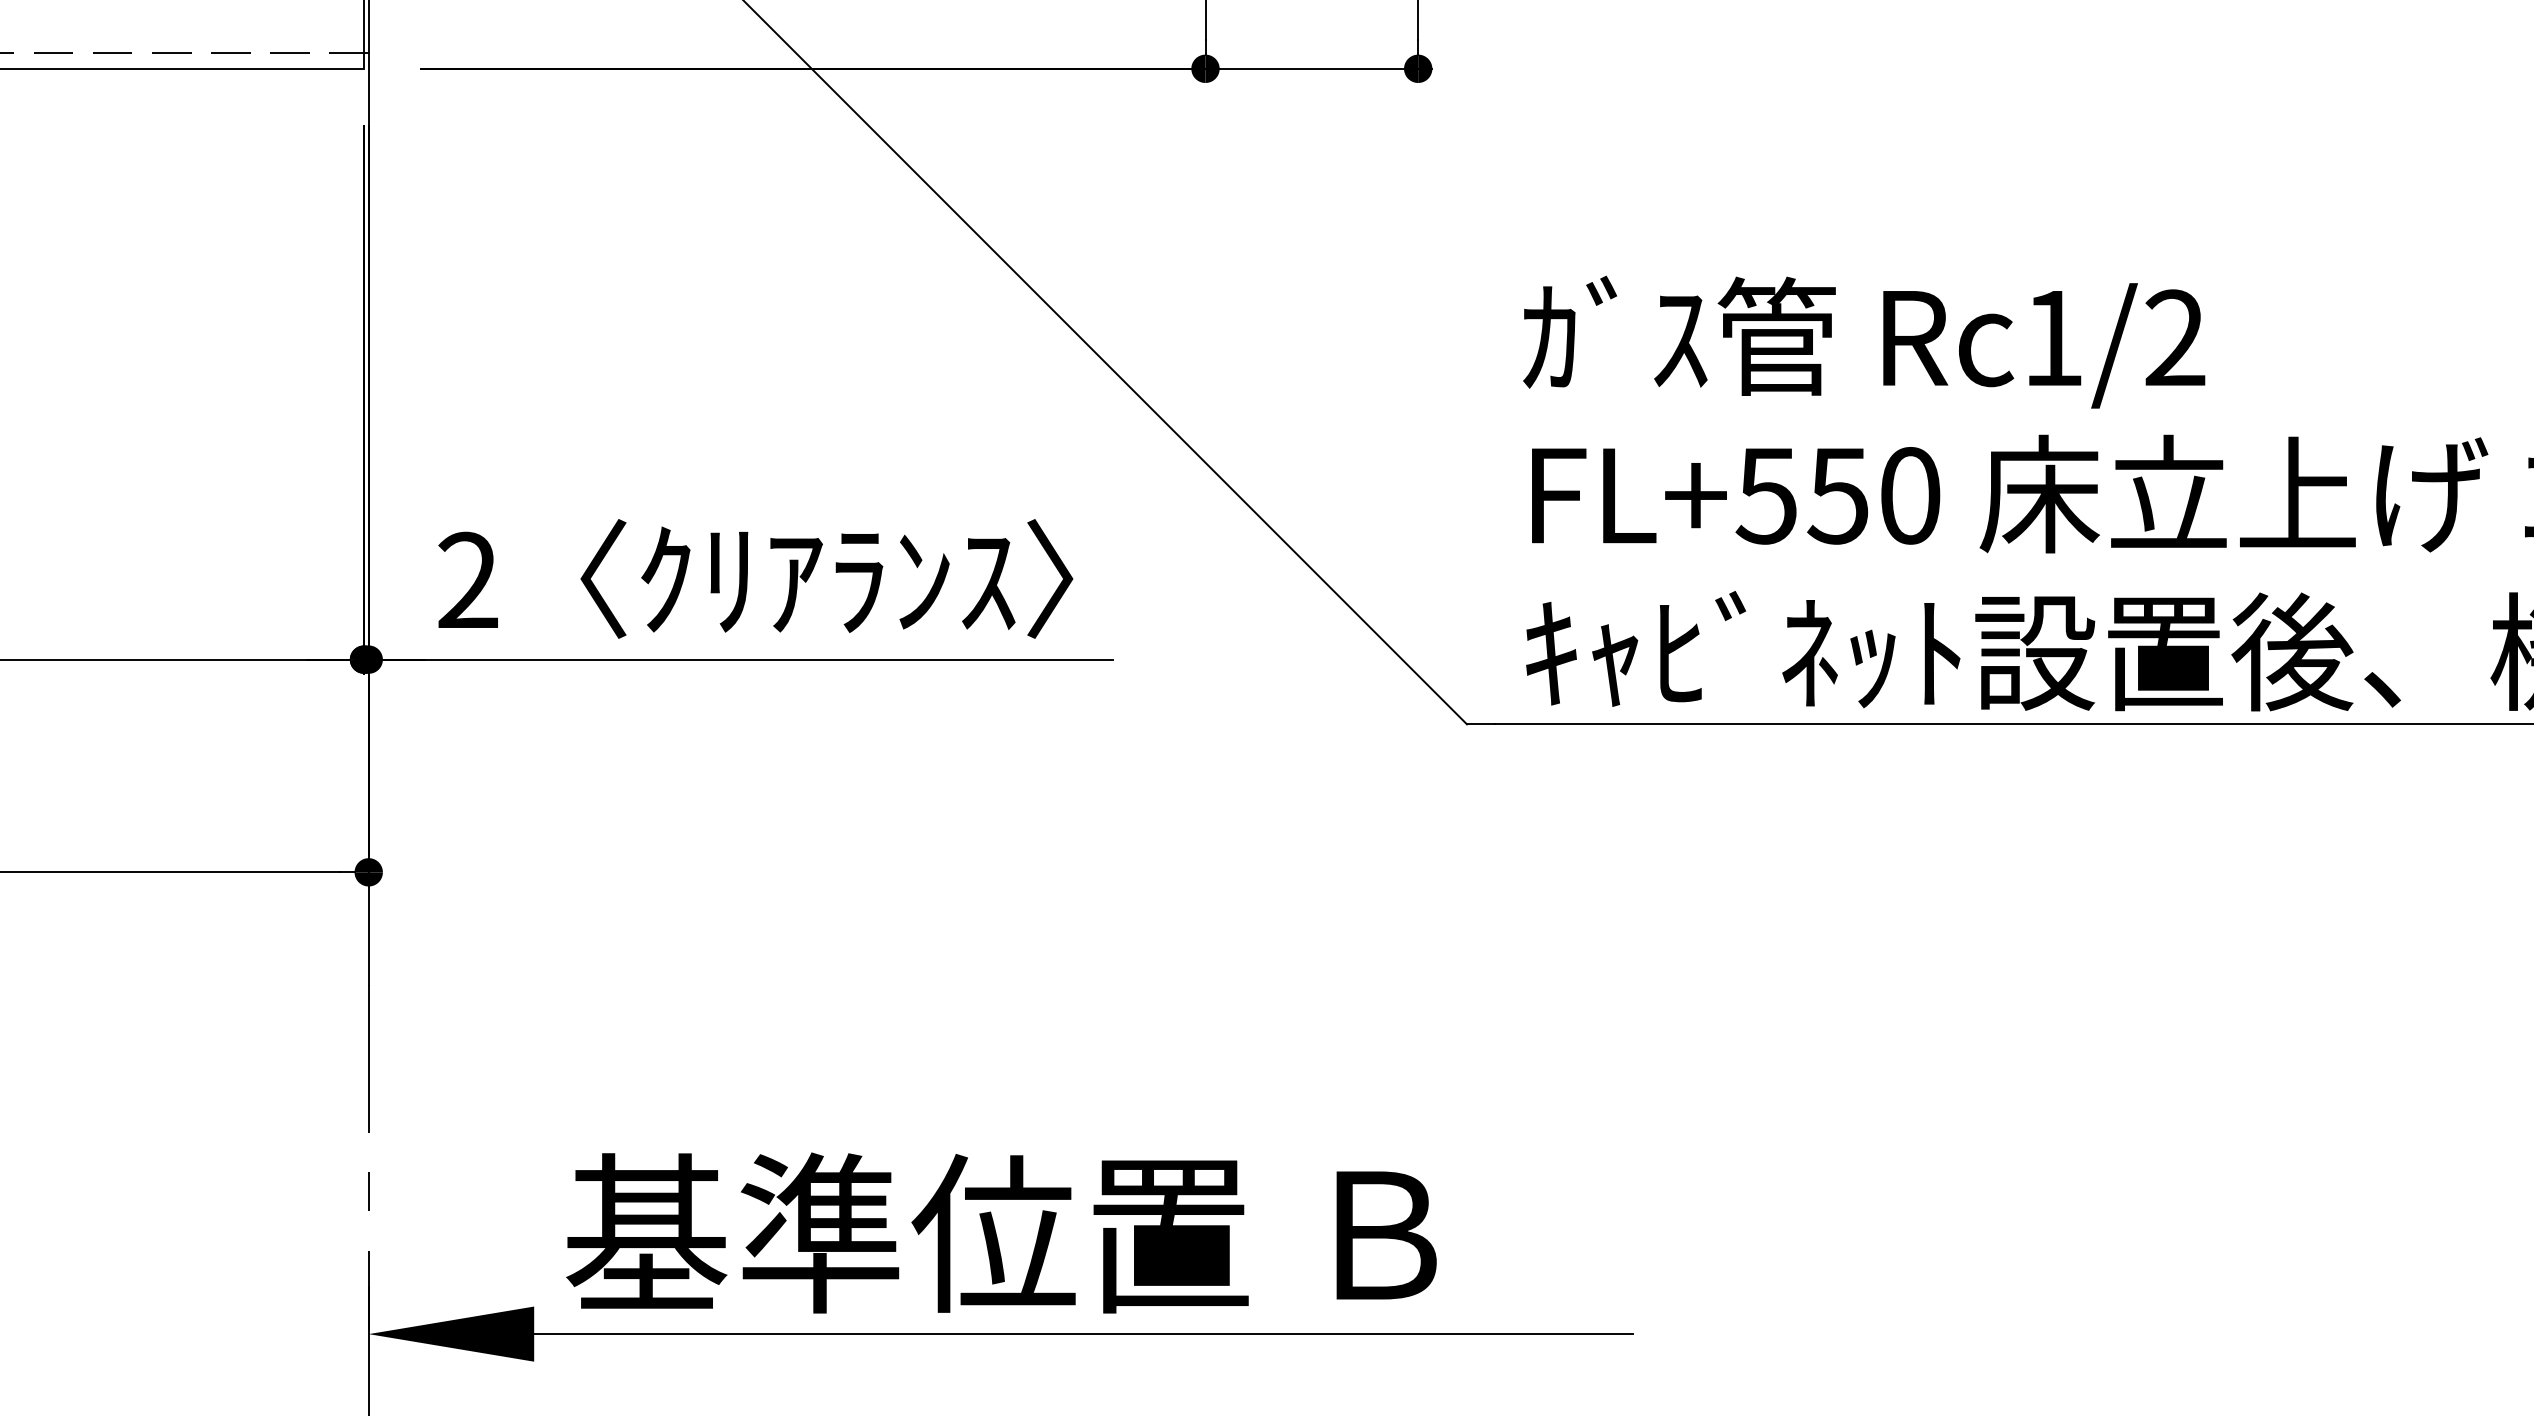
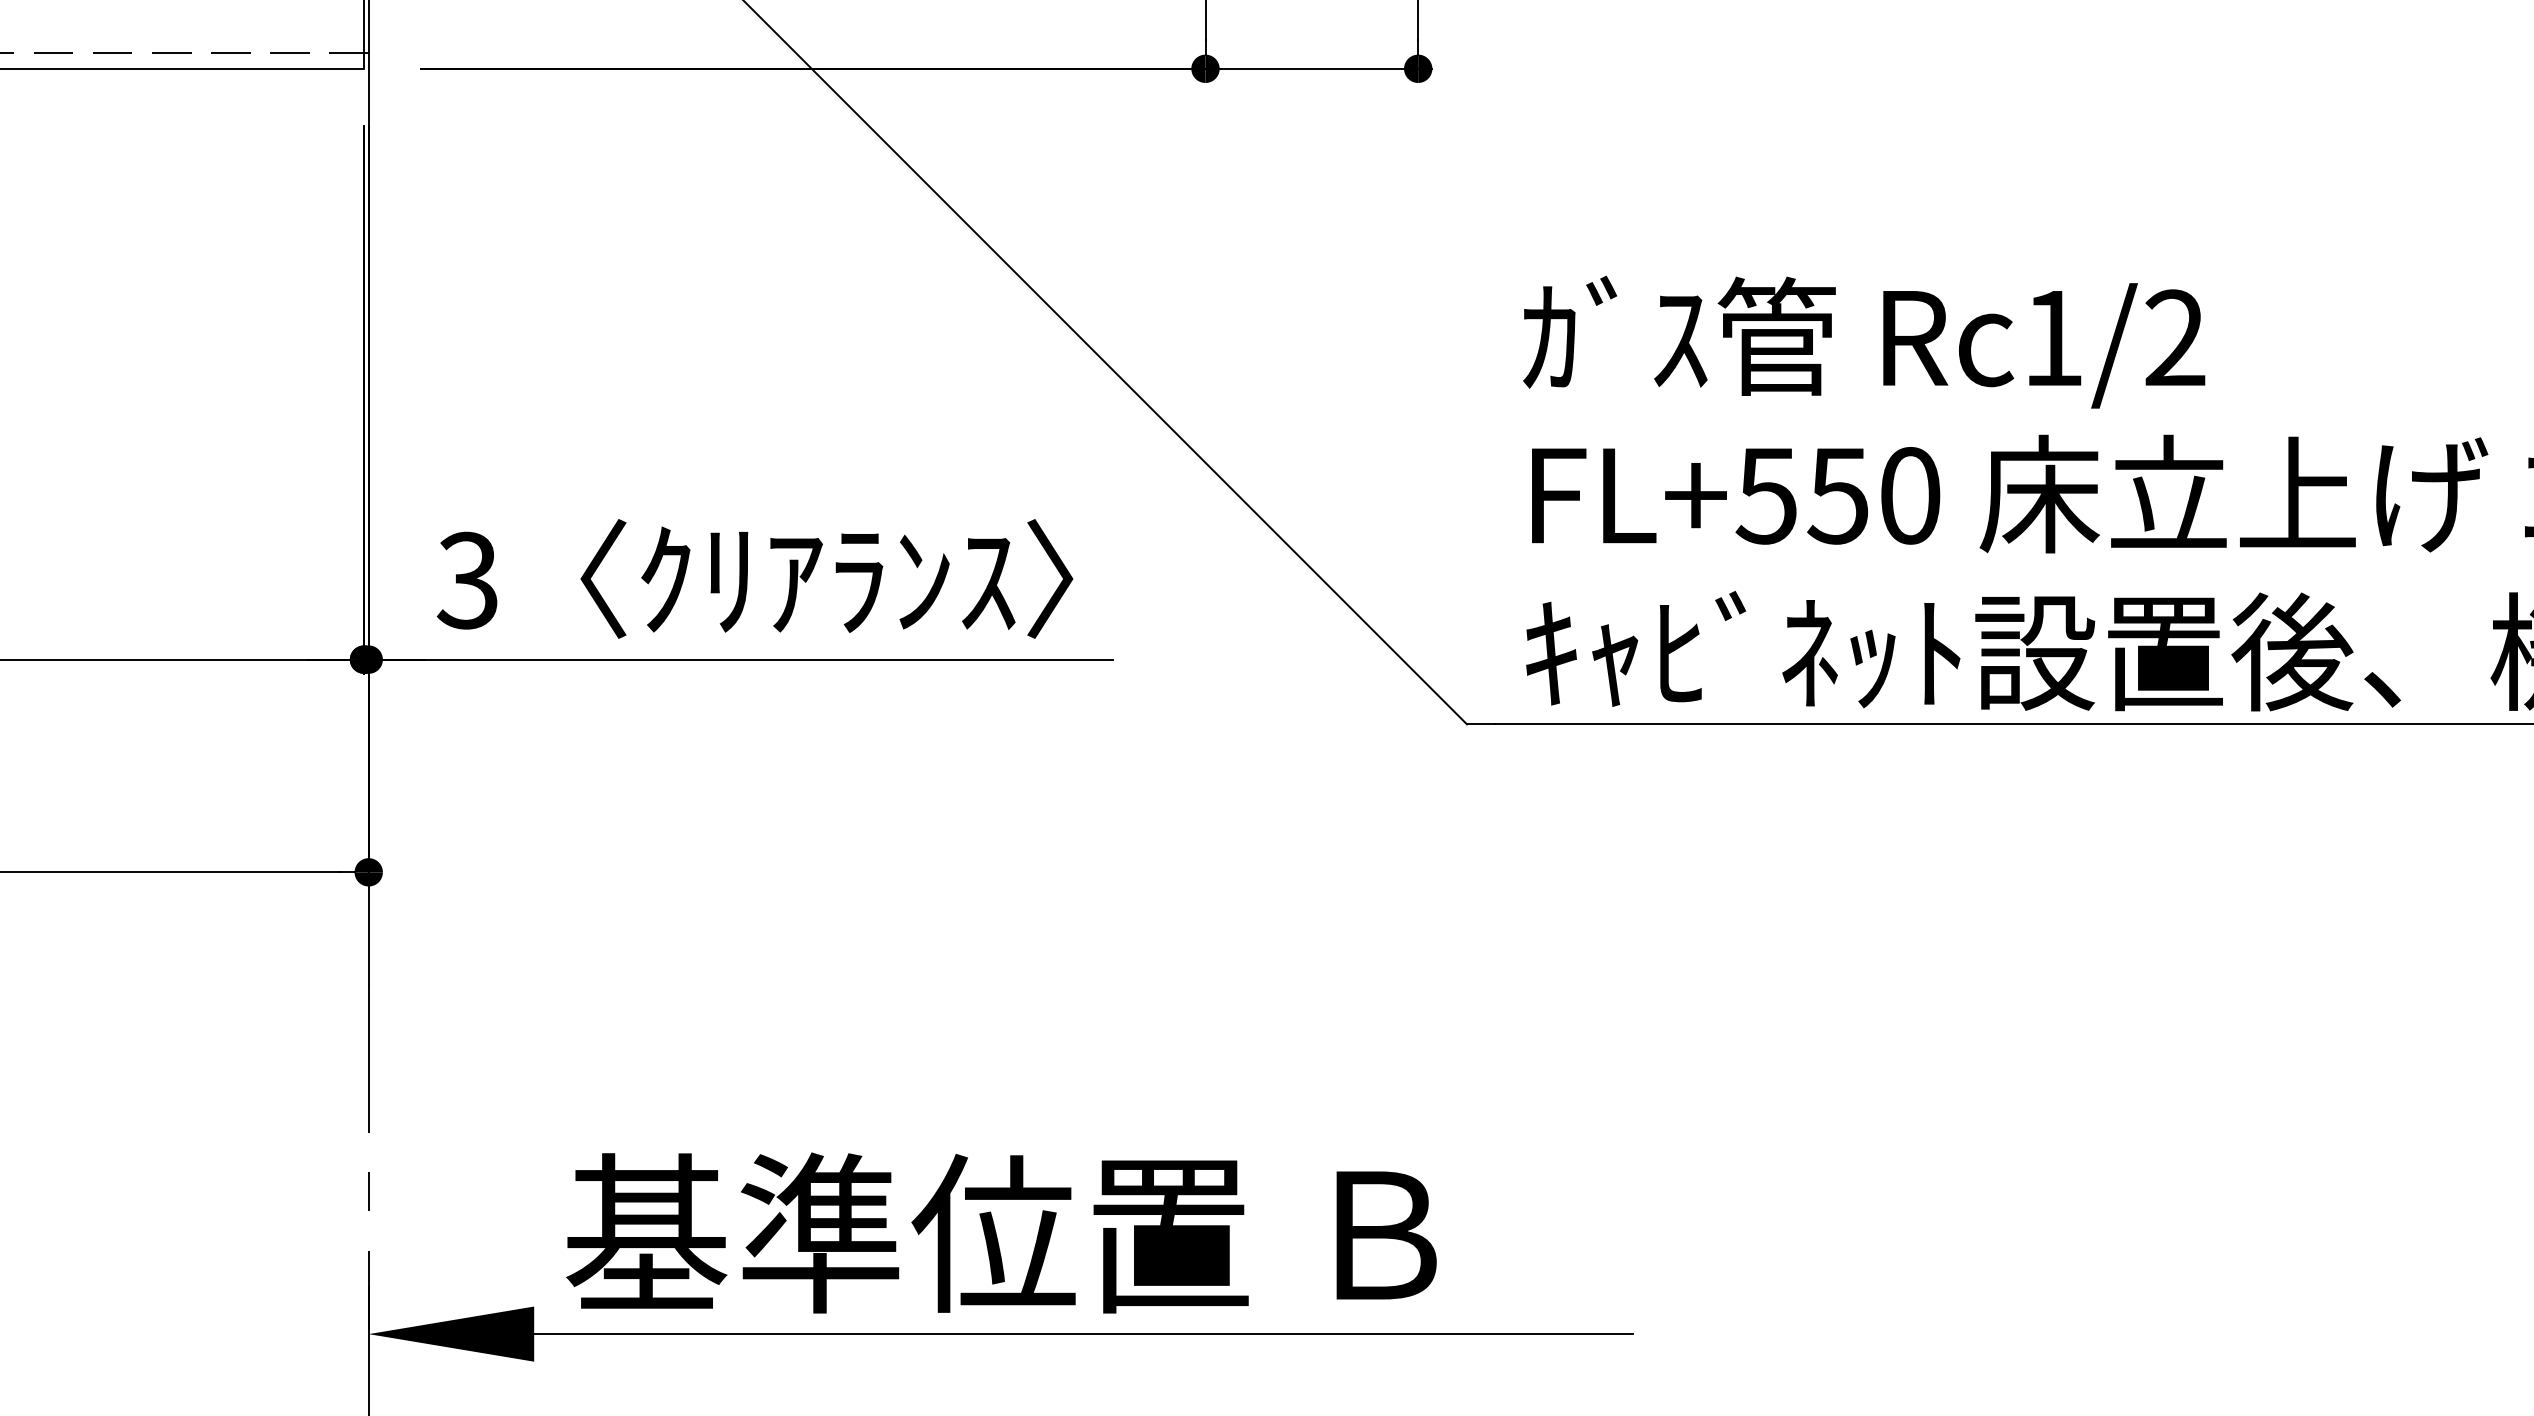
text: 2 -> 3 (466, 580)
